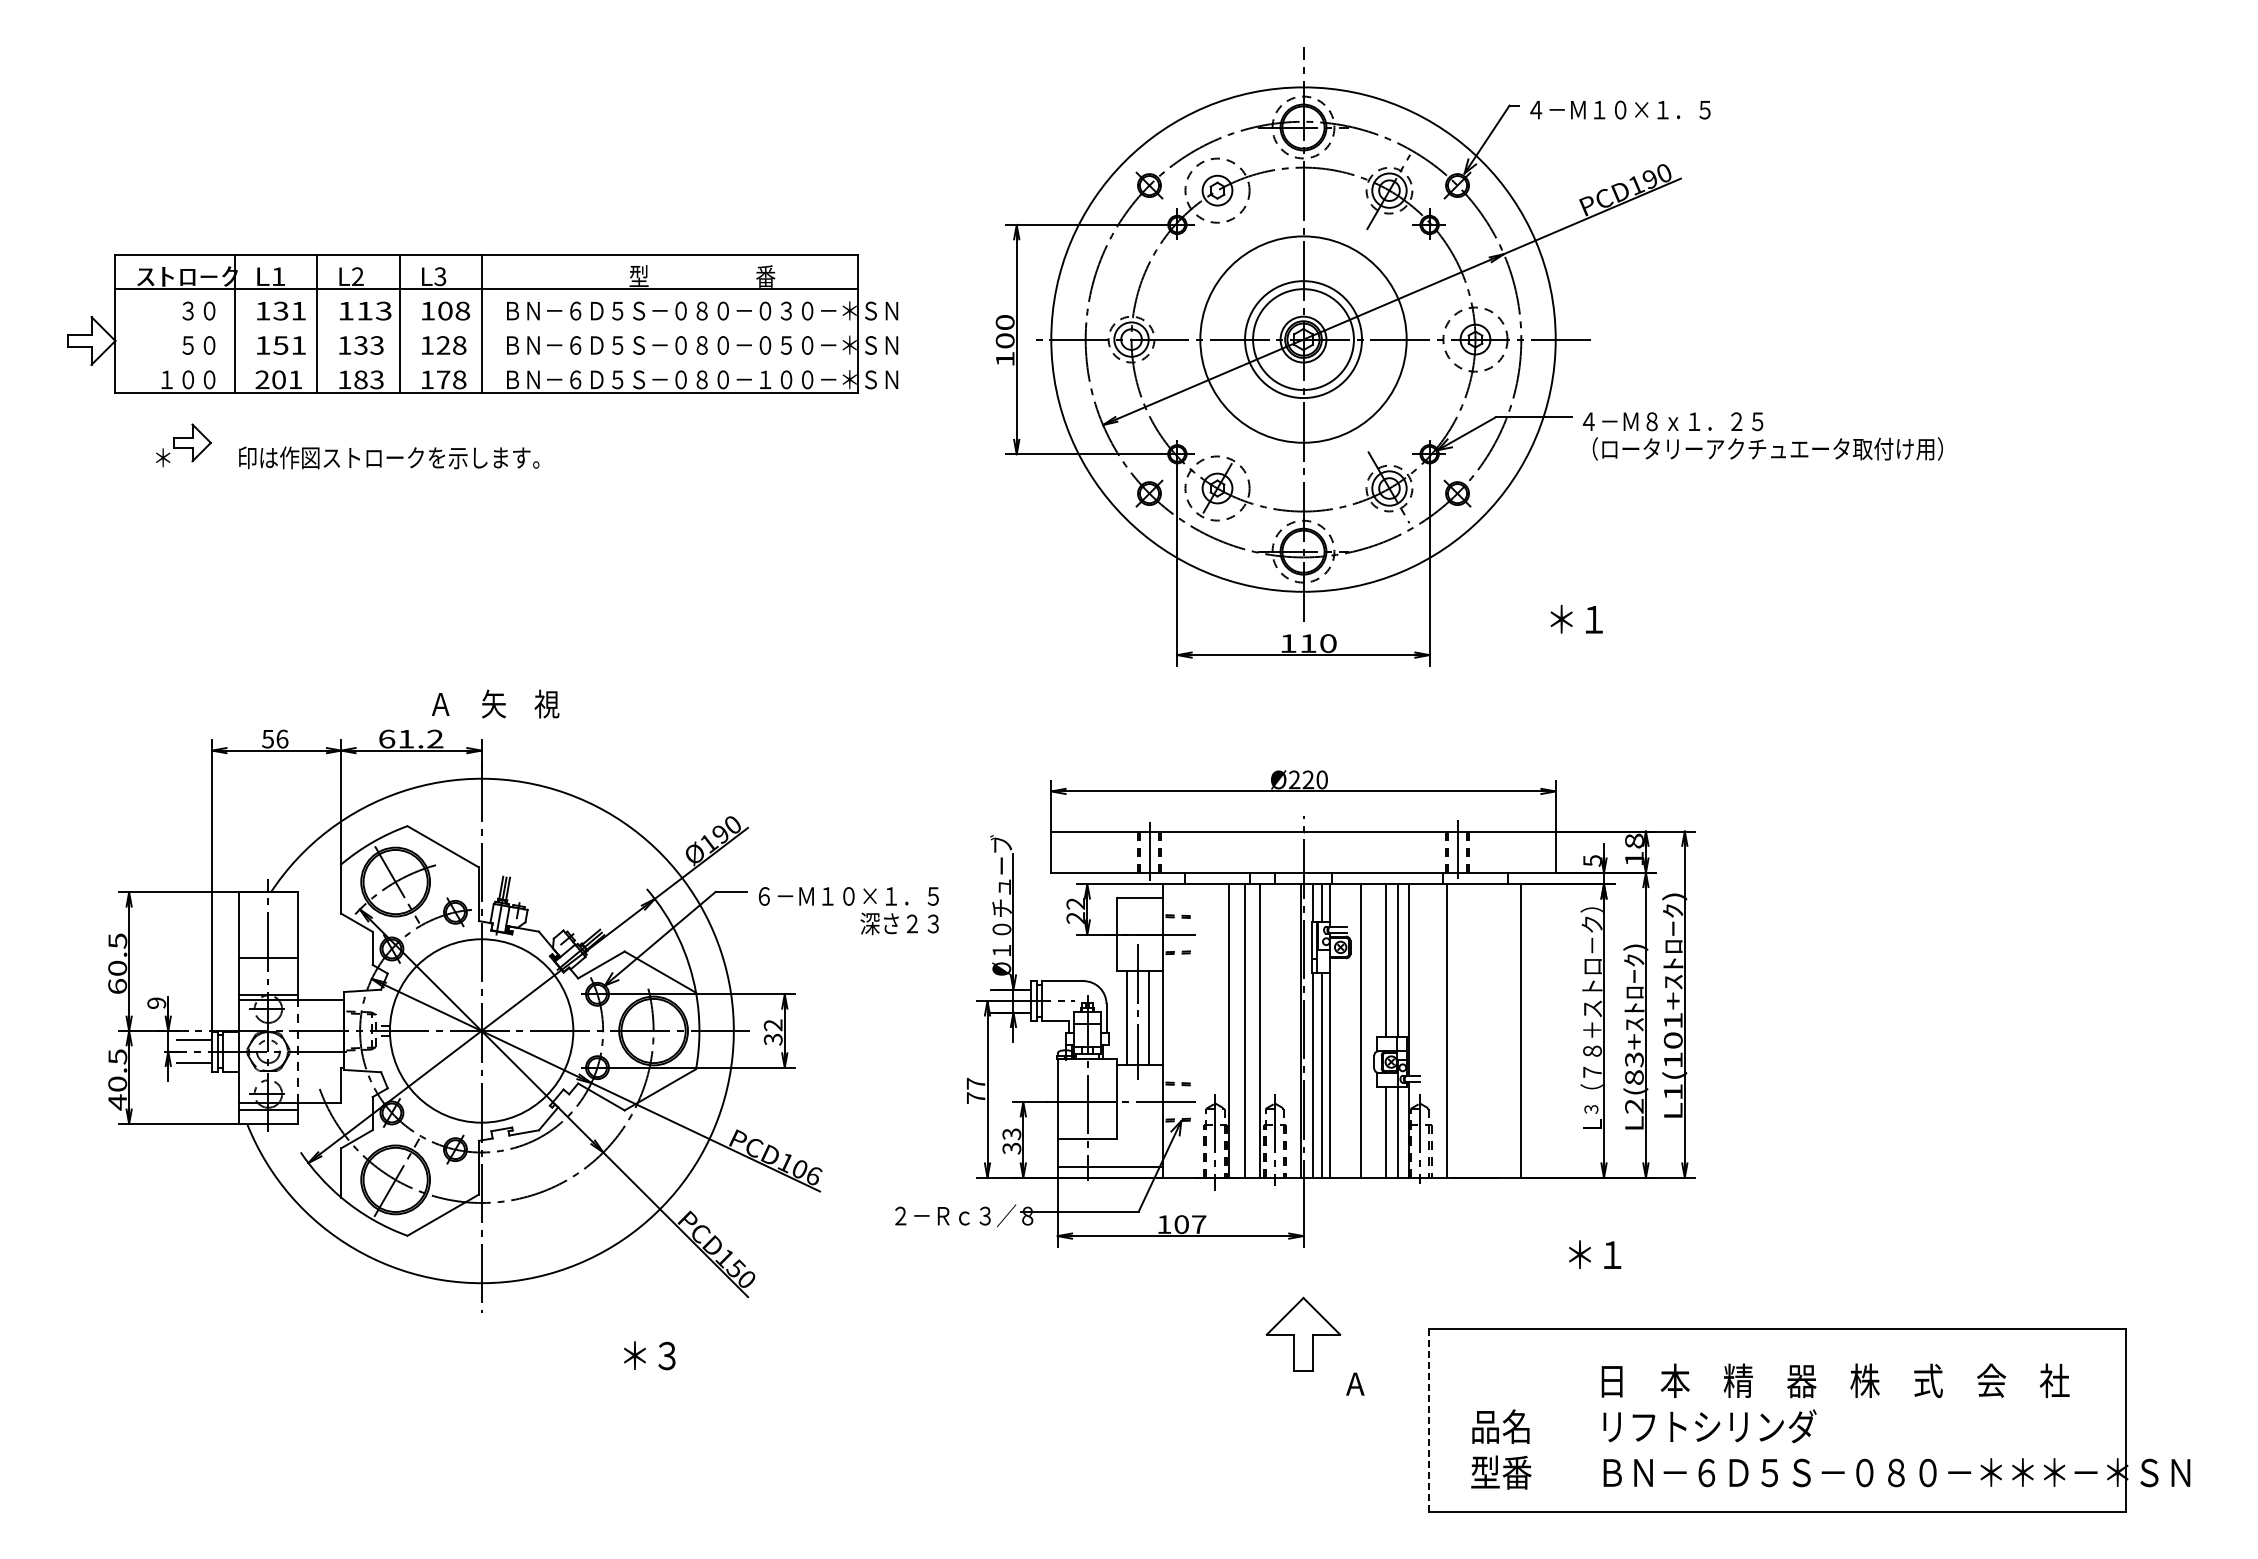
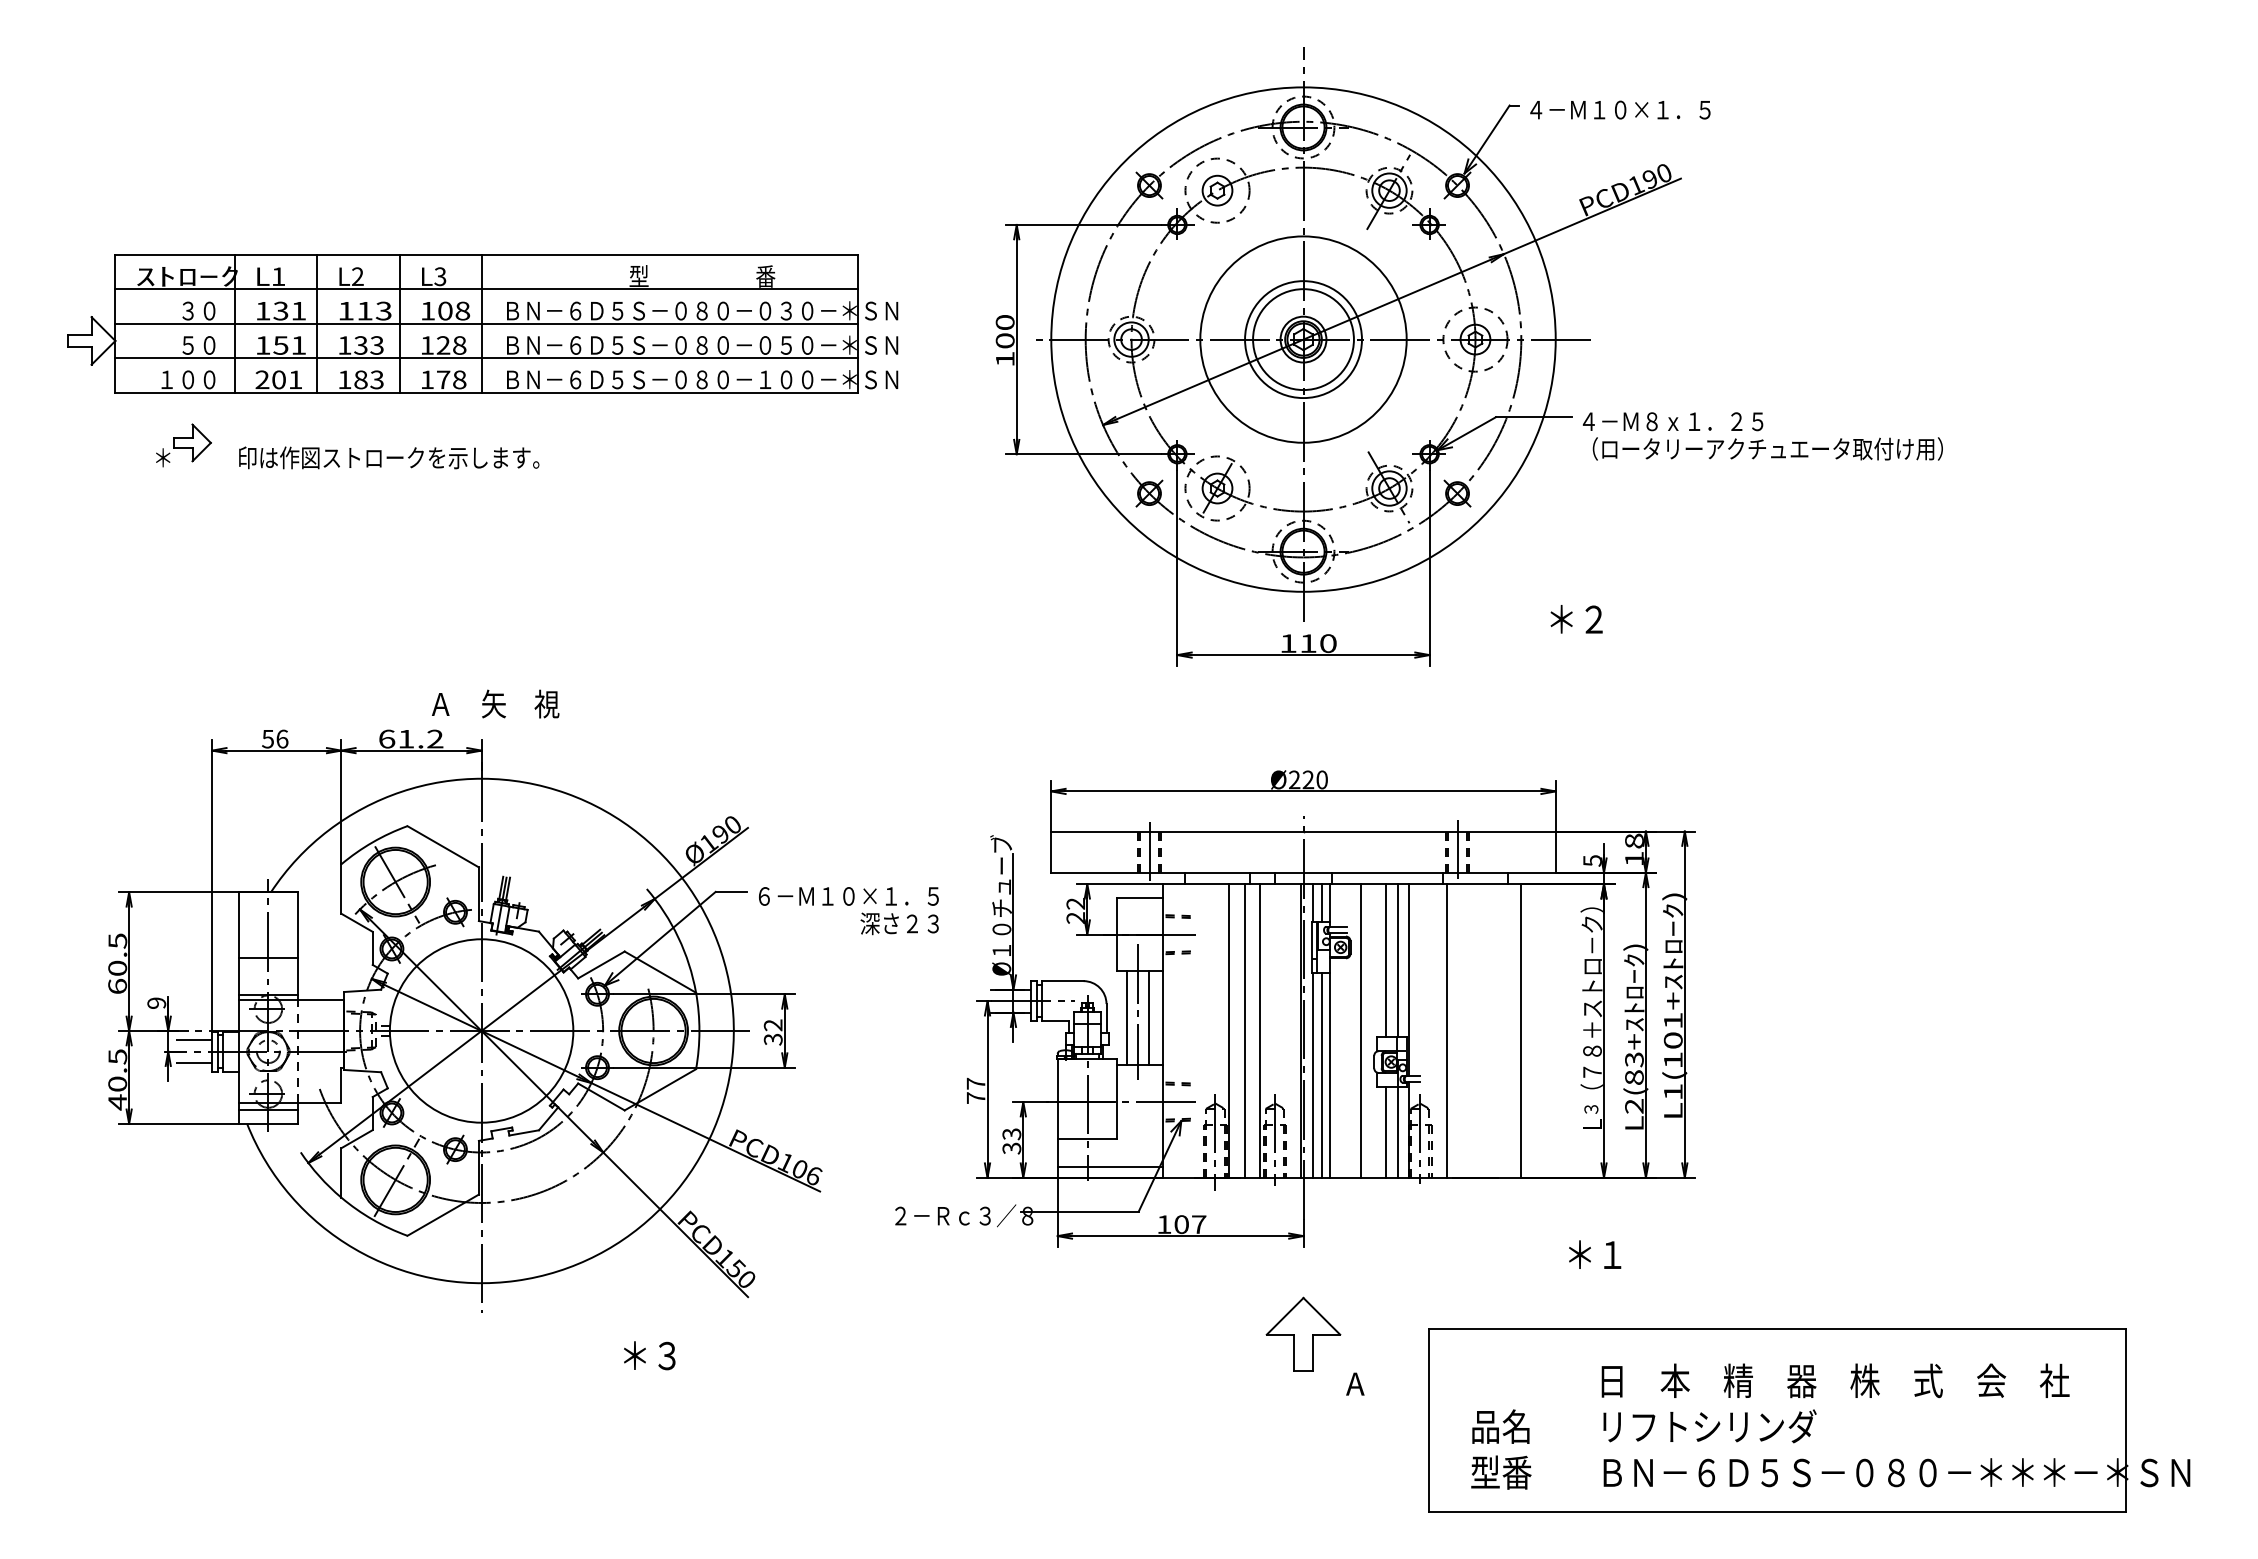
line: none -> present (486, 323)
line: none -> present (486, 358)
text: ＊１ -> ＊２ (1593, 618)
line: dashed -> solid (1428, 1420)
